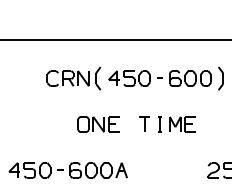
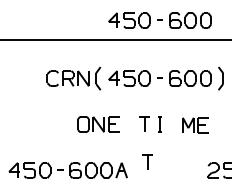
part: none -> present (159, 20)
part position: (182, 124) -> (195, 125) (195, 125)
part: none -> present (147, 161)
